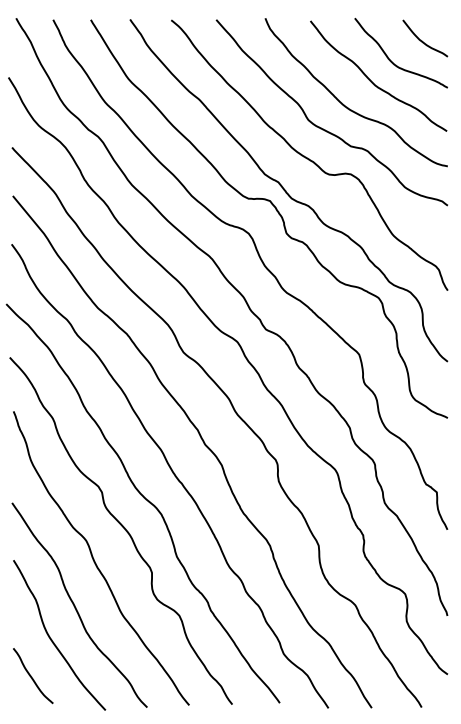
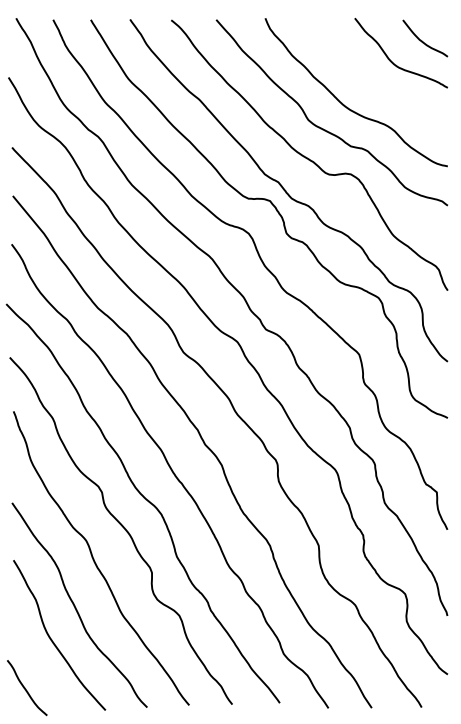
curve: present -> none (372, 81)
curve position: (32, 677) -> (26, 689) (26, 689)
